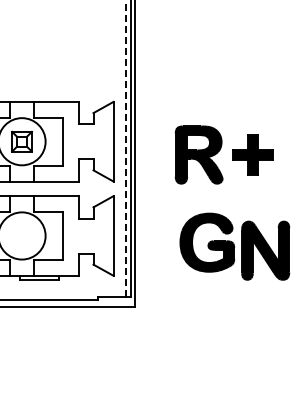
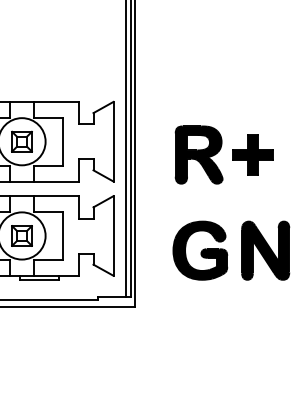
line: dashed -> solid (125, 148)
part: none -> present (21, 235)
part position: (207, 242) -> (200, 250) (200, 250)
